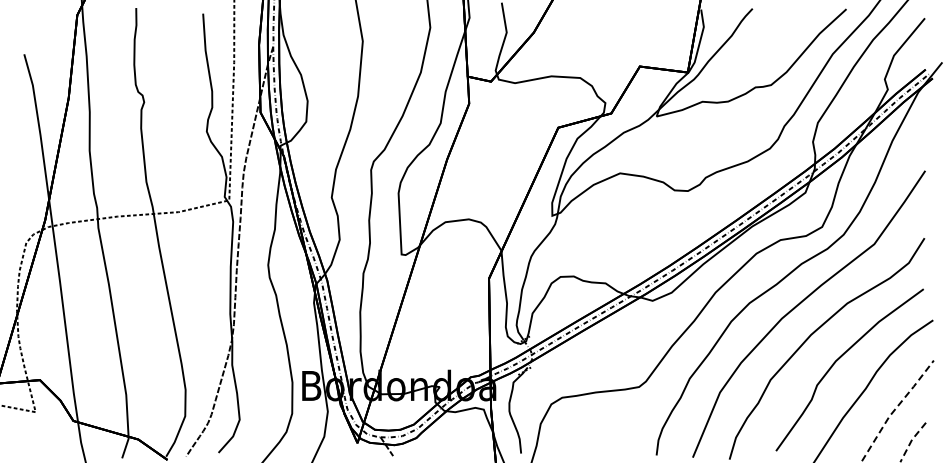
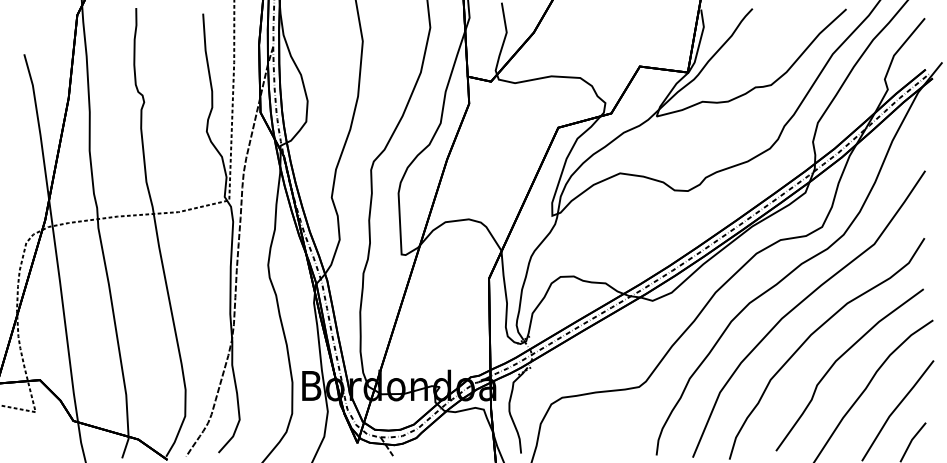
line: dashed -> solid (895, 408)
line: dashed -> solid (911, 440)
